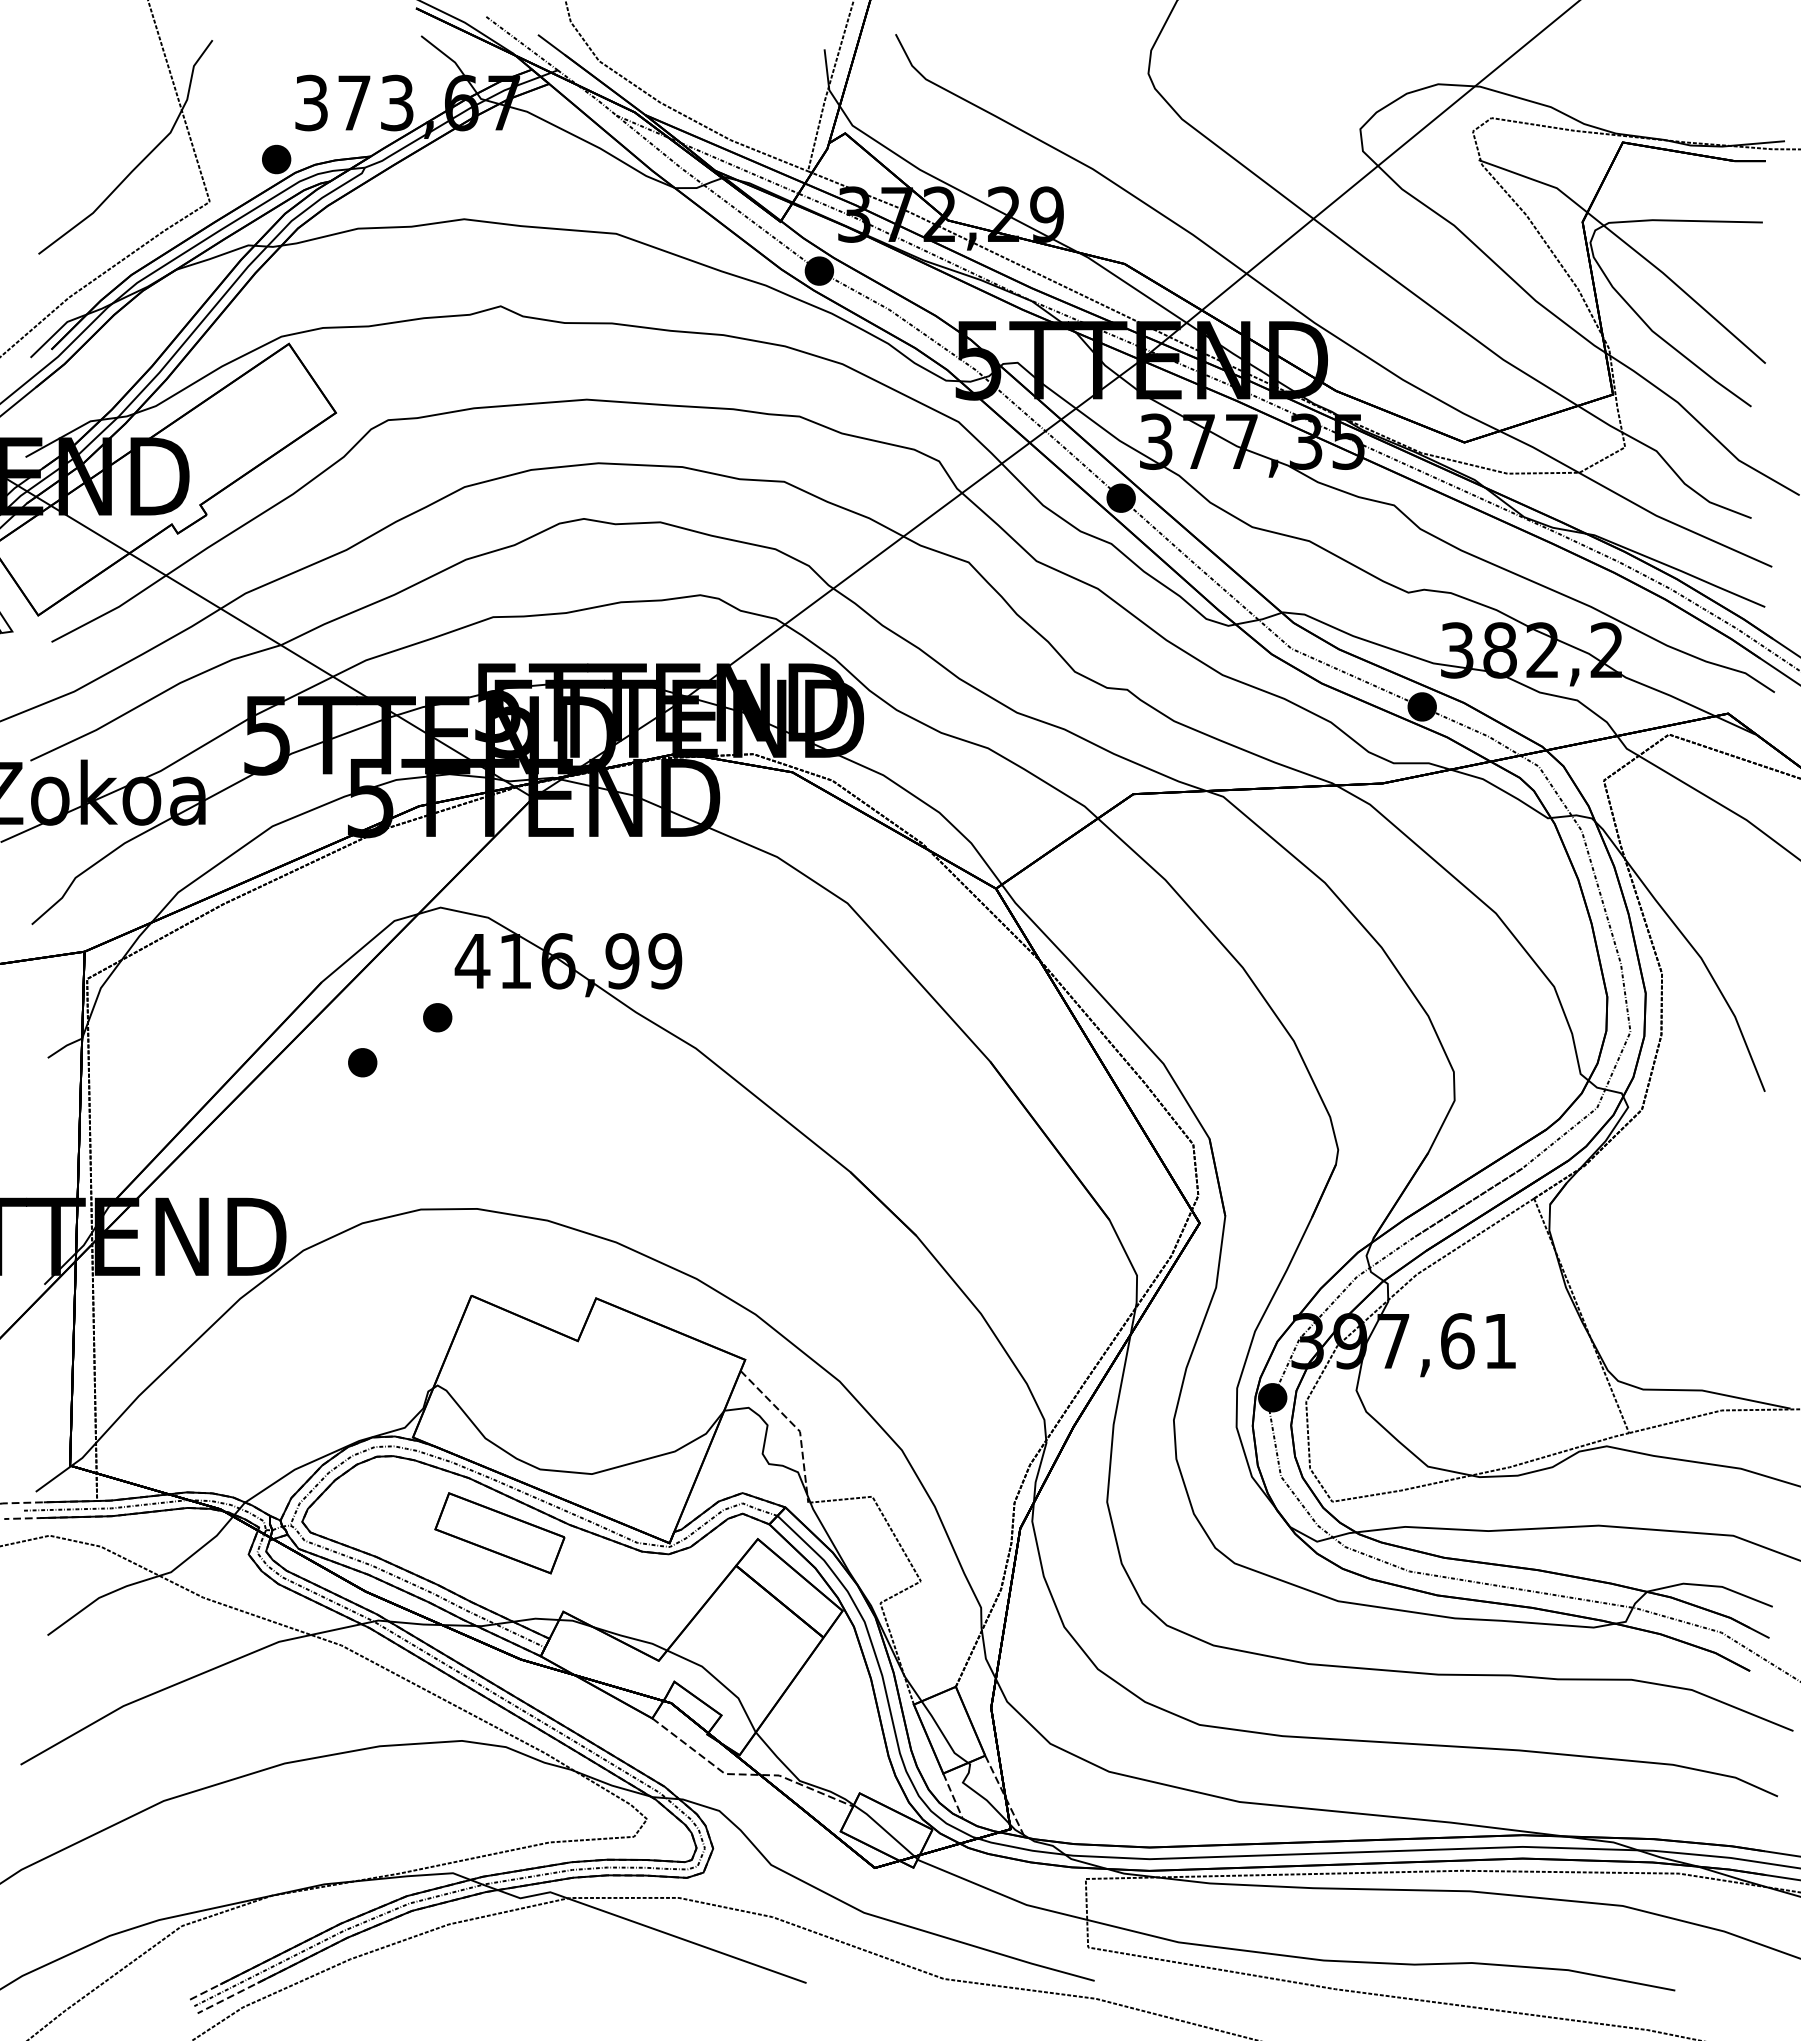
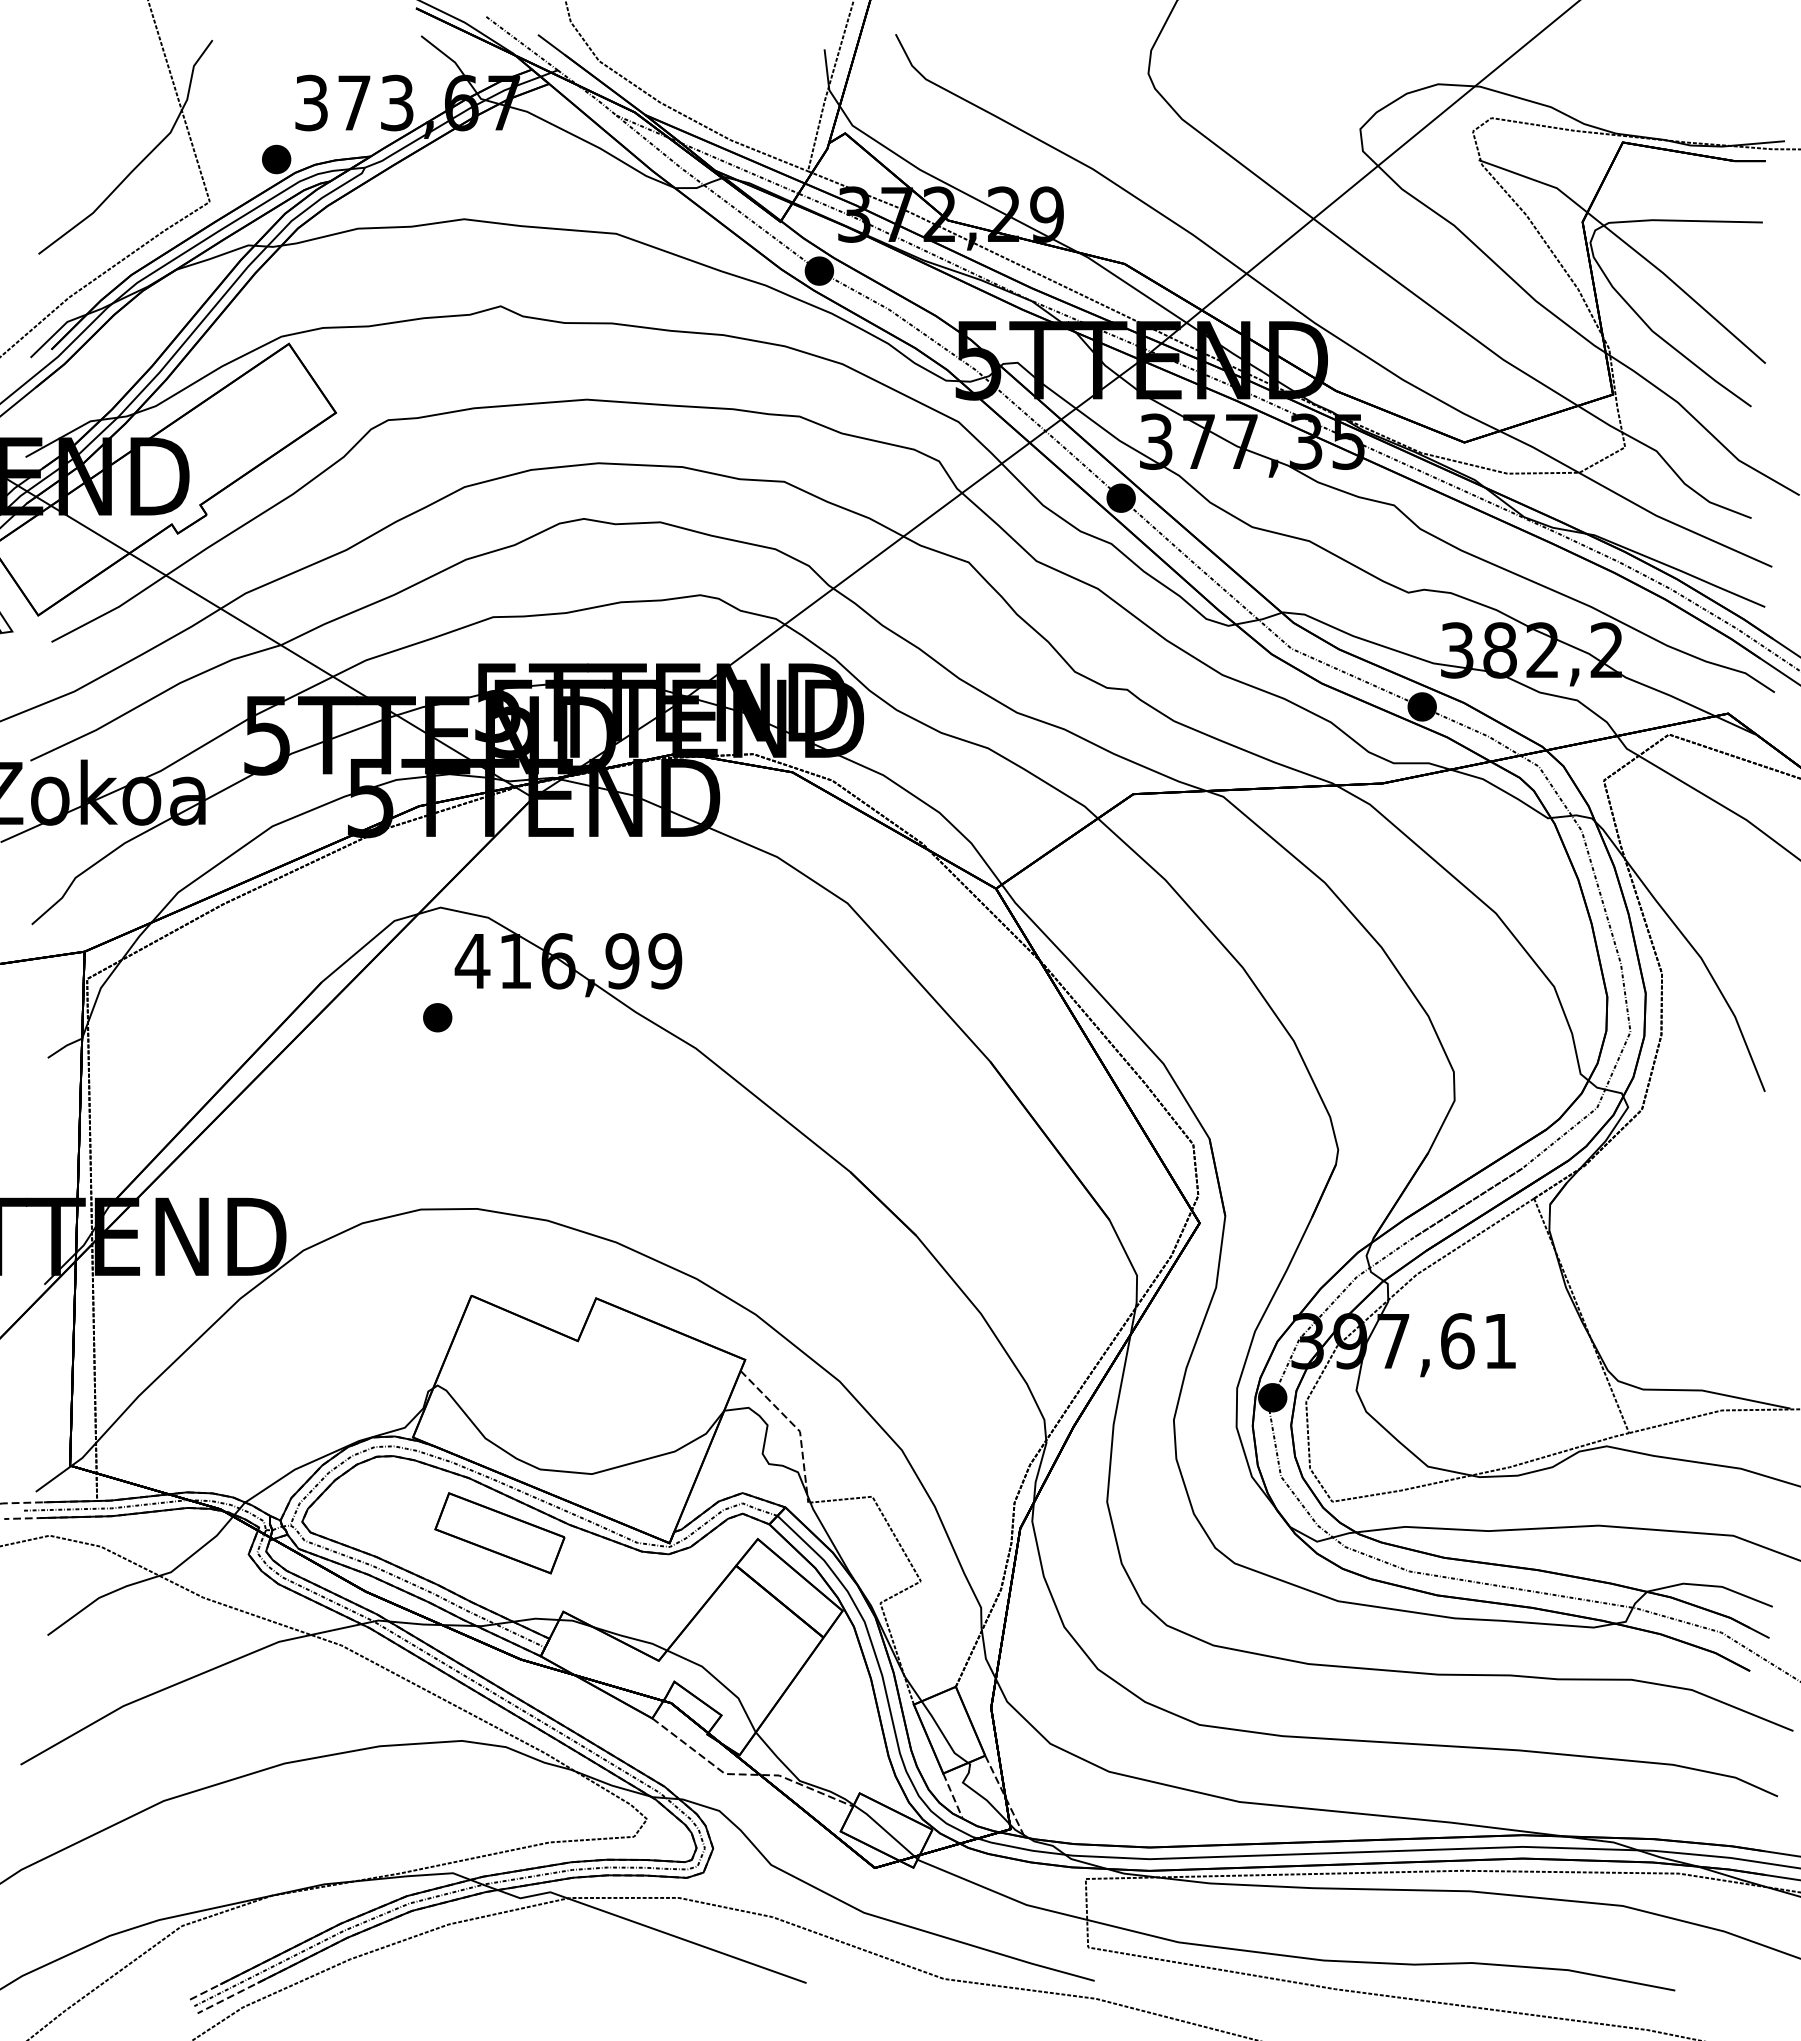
part: present -> none (362, 1062)
